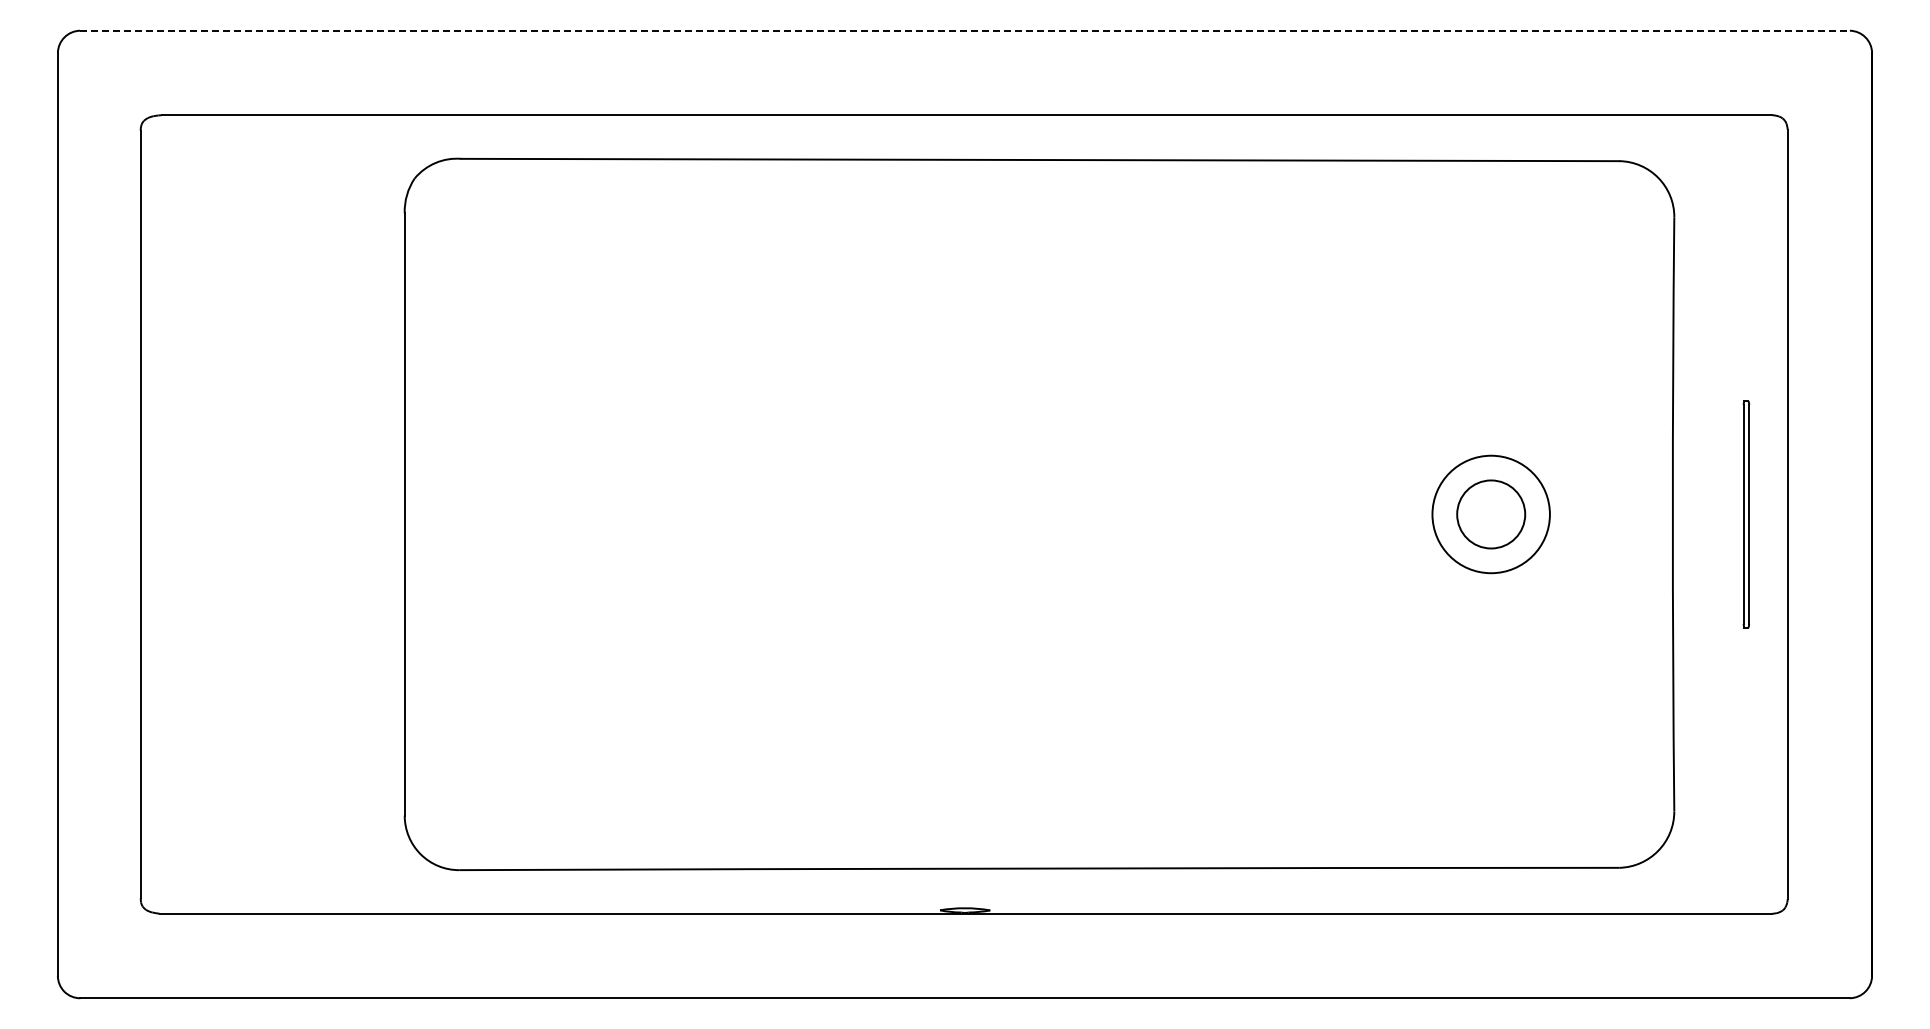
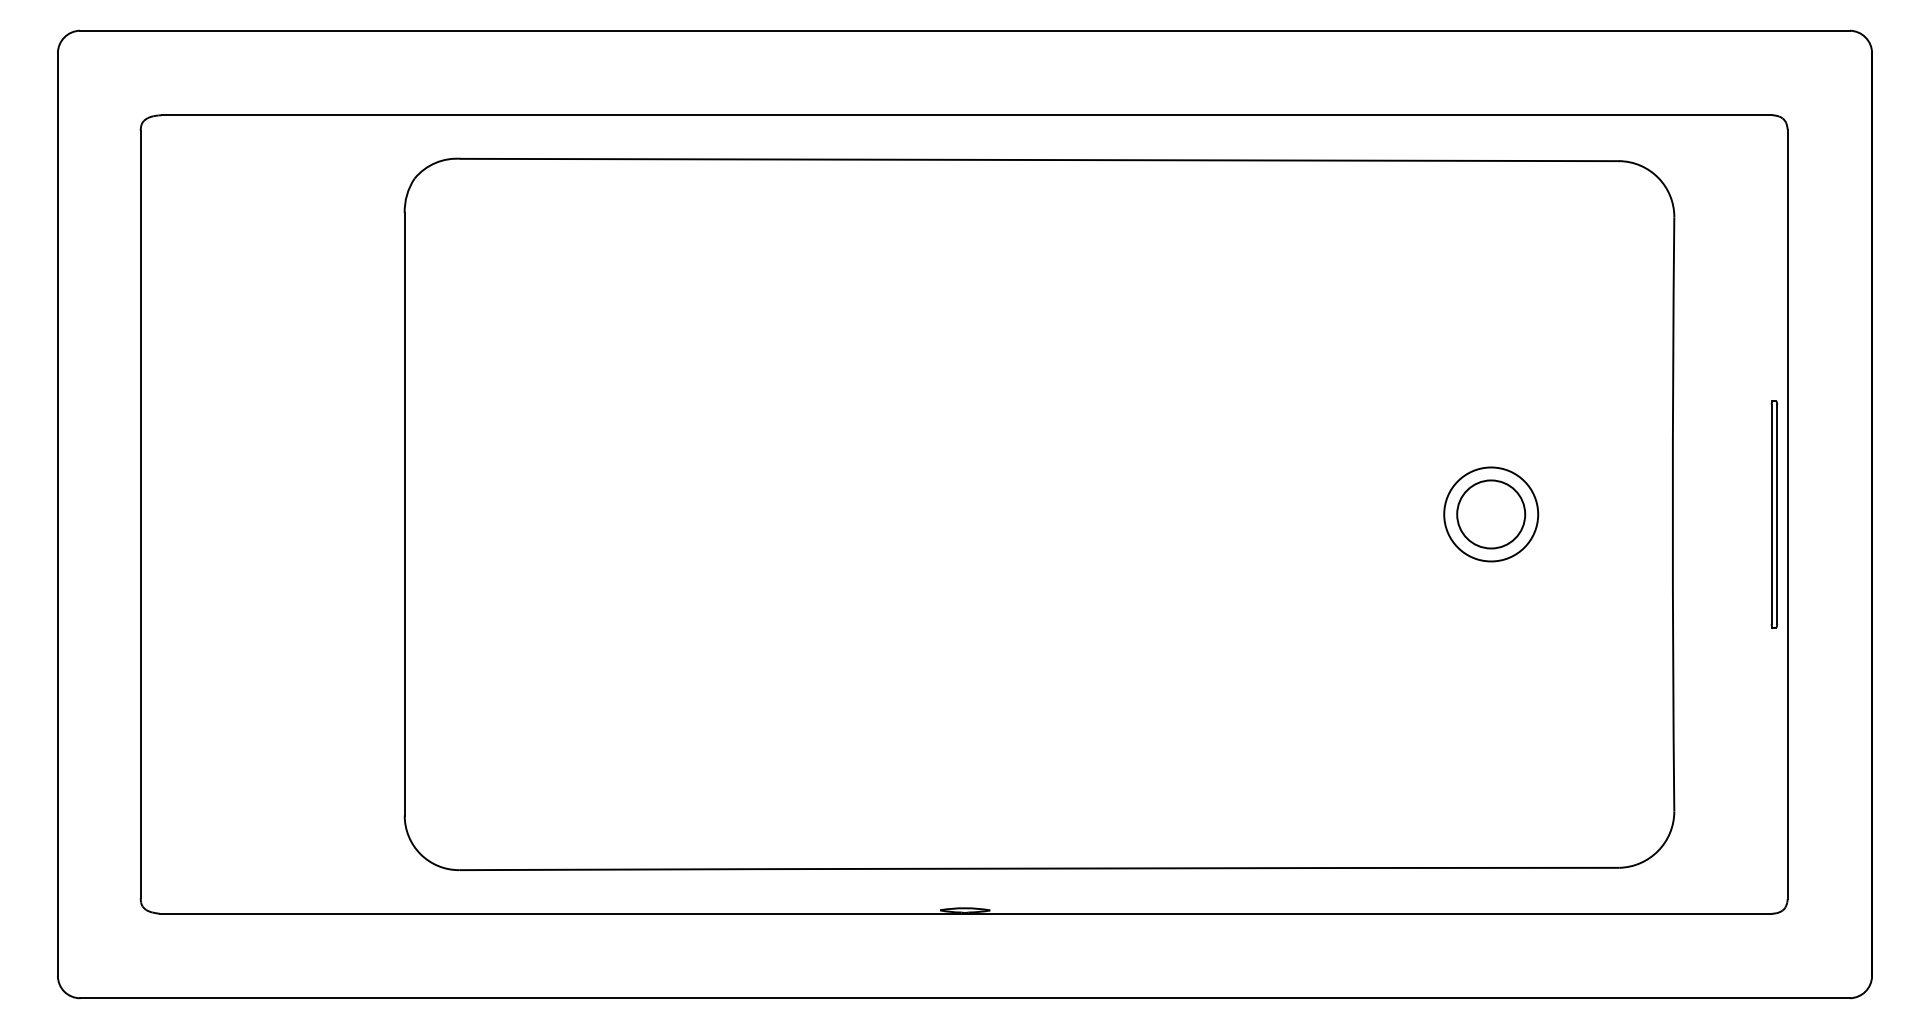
line: dashed -> solid (964, 30)
circle diameter: 117 px -> 94 px (1491, 514)
part position: (1746, 514) -> (1774, 514) (1774, 514)
